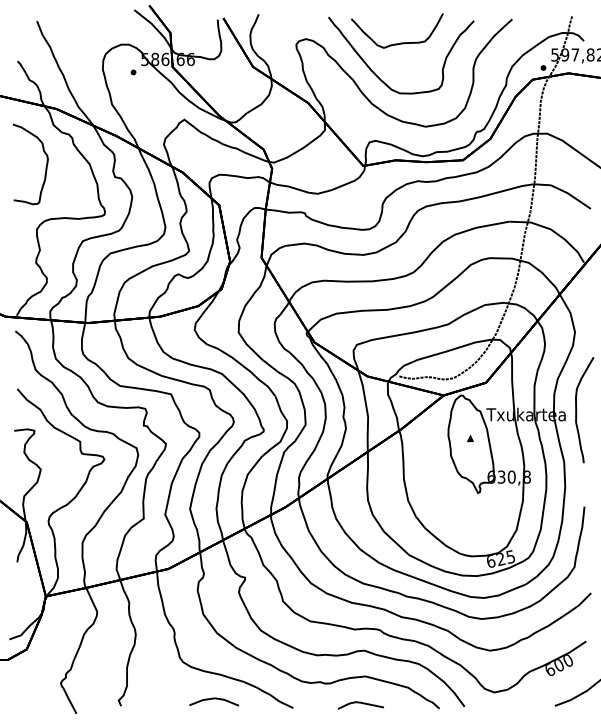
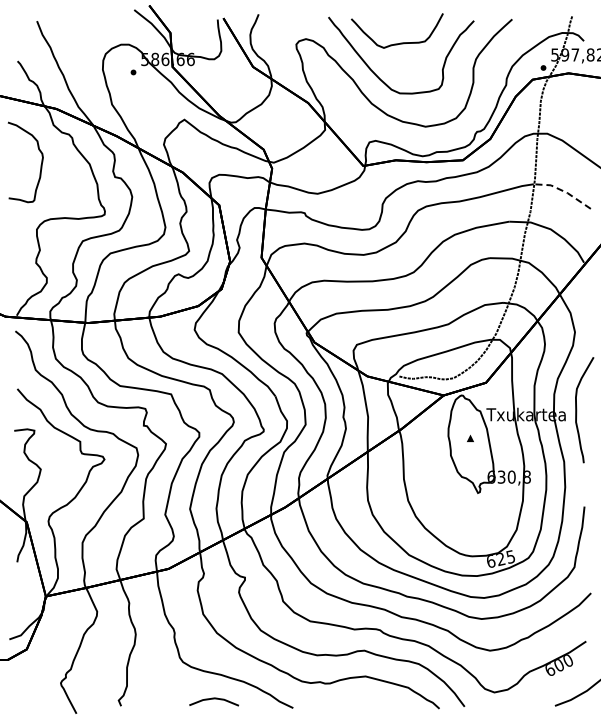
curve position: (45, 166) -> (40, 164) (40, 164)
line: solid -> dashed (564, 191)
line: present -> none (360, 703)
